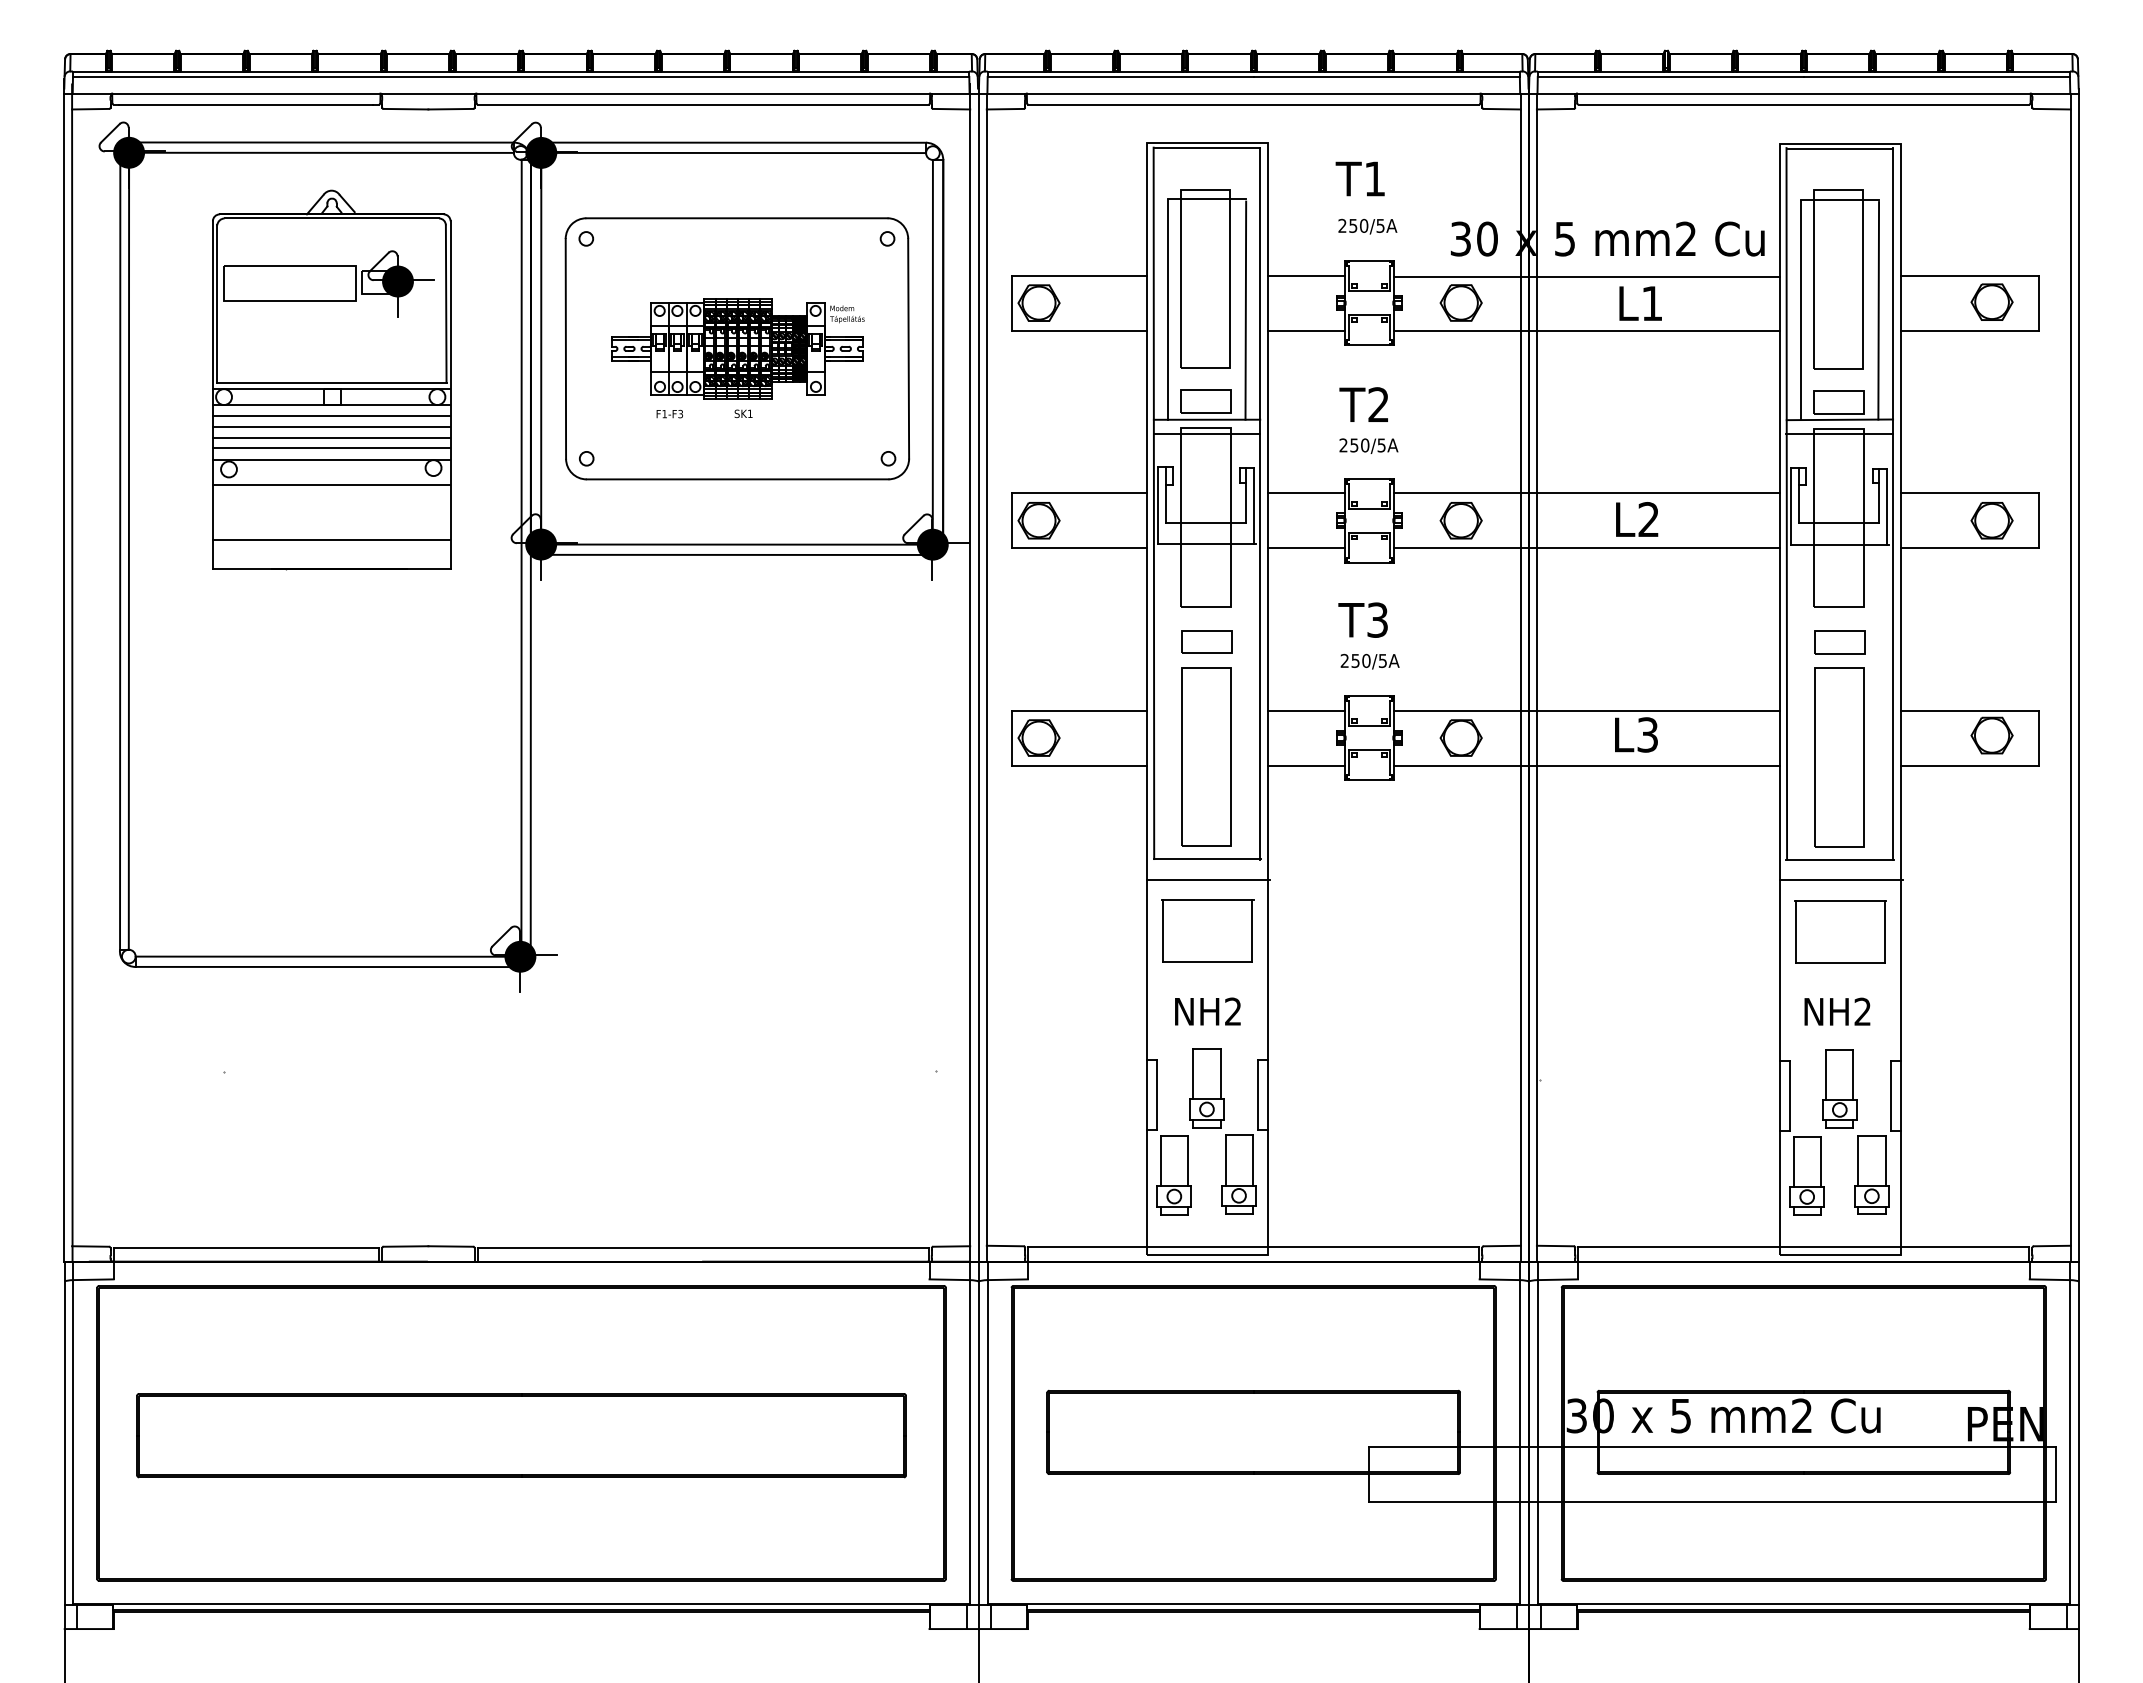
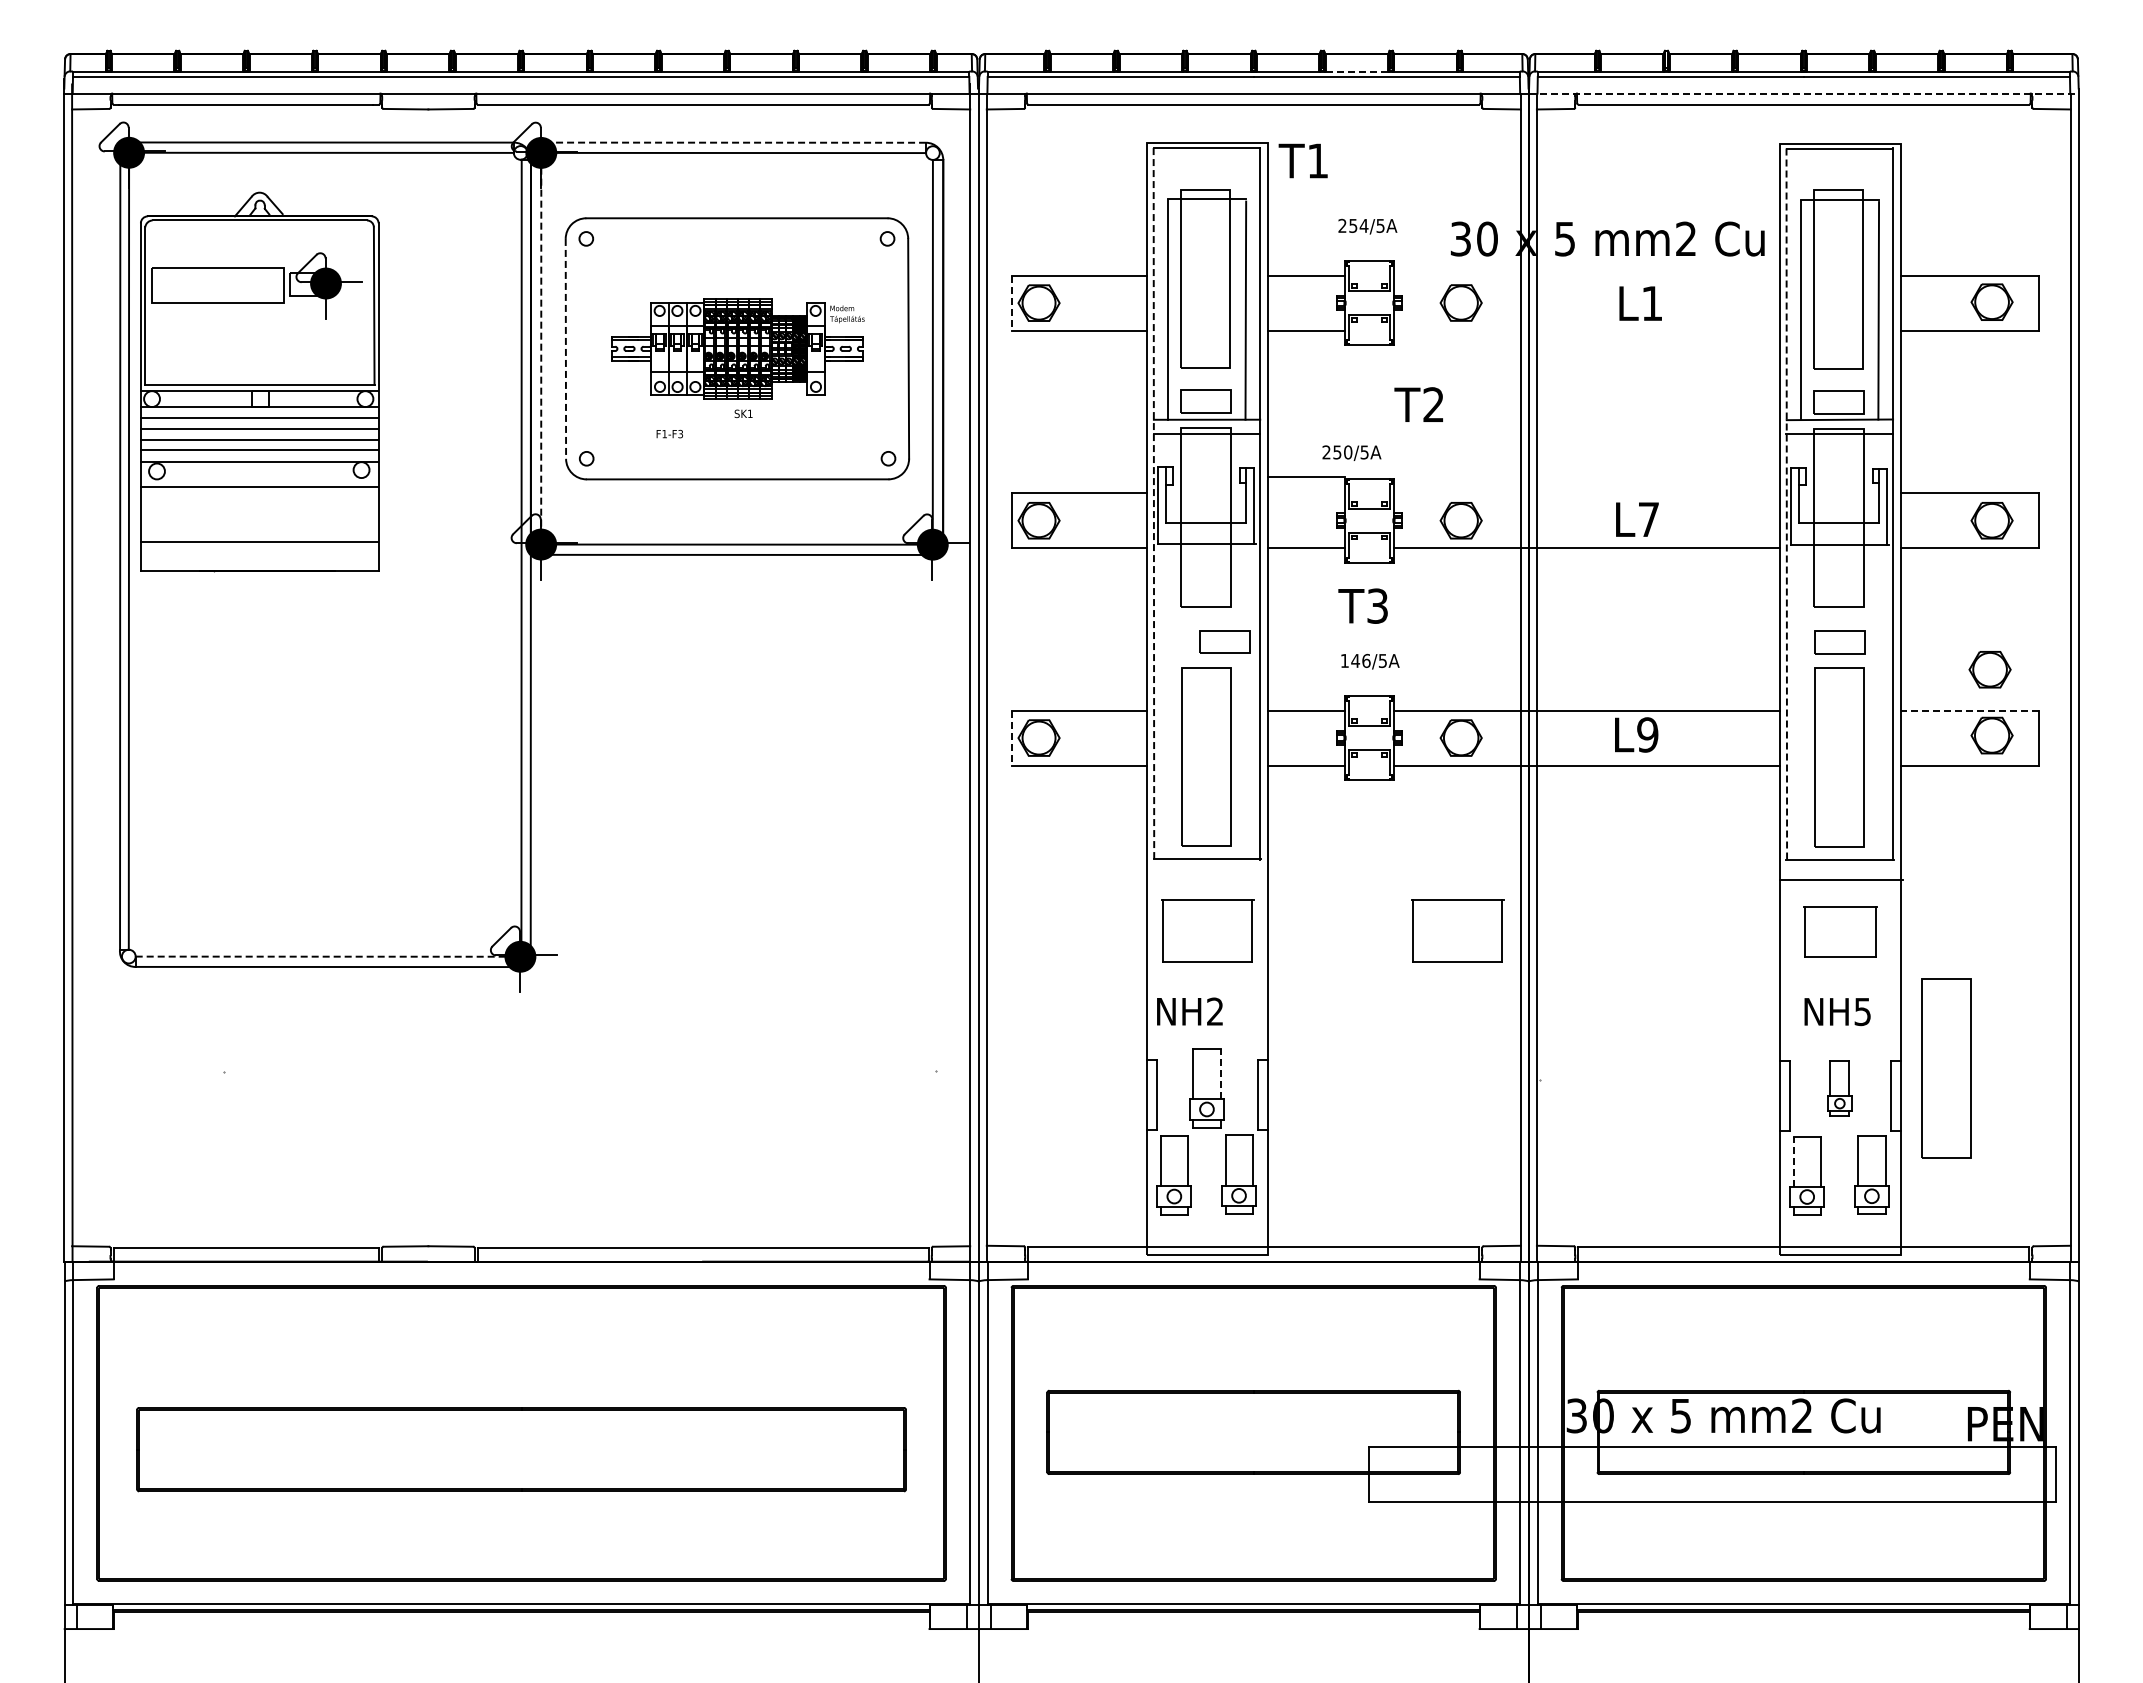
line: solid -> dashed (1356, 71)
line: solid -> dashed (1803, 93)
line: solid -> dashed (737, 142)
text position: (1359, 178) -> (1302, 160) (1302, 160)
text: 250/5A -> 254/5A (1363, 225)
line: present -> none (1586, 276)
line: solid -> dashed (1011, 303)
line: present -> none (1586, 330)
line: solid -> dashed (541, 348)
line: solid -> dashed (565, 348)
part position: (331, 379) -> (259, 381) (259, 381)
text position: (1363, 404) -> (1418, 404) (1418, 404)
text position: (669, 413) -> (669, 433) (669, 433)
text position: (1368, 445) -> (1351, 452) (1351, 452)
line position: (1306, 493) -> (1306, 477) (1306, 477)
line: present -> none (1586, 493)
line: solid -> dashed (1153, 503)
line: solid -> dashed (1786, 503)
text: L2 -> L7 (1648, 519)
text position: (1362, 619) -> (1362, 605) (1362, 605)
part position: (1206, 641) -> (1224, 641) (1224, 641)
text: 250/5A -> 146/5A (1355, 660)
part: none -> present (1989, 669)
line: solid -> dashed (1969, 710)
text: L3 -> L9 (1647, 734)
line: solid -> dashed (1011, 738)
line: present -> none (1207, 880)
part: none -> present (1457, 930)
part size: 93x64 px -> 75x52 px (1840, 931)
line: solid -> dashed (324, 956)
text position: (1207, 1011) -> (1189, 1011) (1189, 1011)
text: NH2 -> NH5 (1862, 1011)
part: none -> present (1946, 1068)
line: solid -> dashed (1220, 1073)
part size: 36x80 px -> 26x57 px (1839, 1088)
line: solid -> dashed (1793, 1161)
part position: (521, 1435) -> (521, 1449) (521, 1449)
